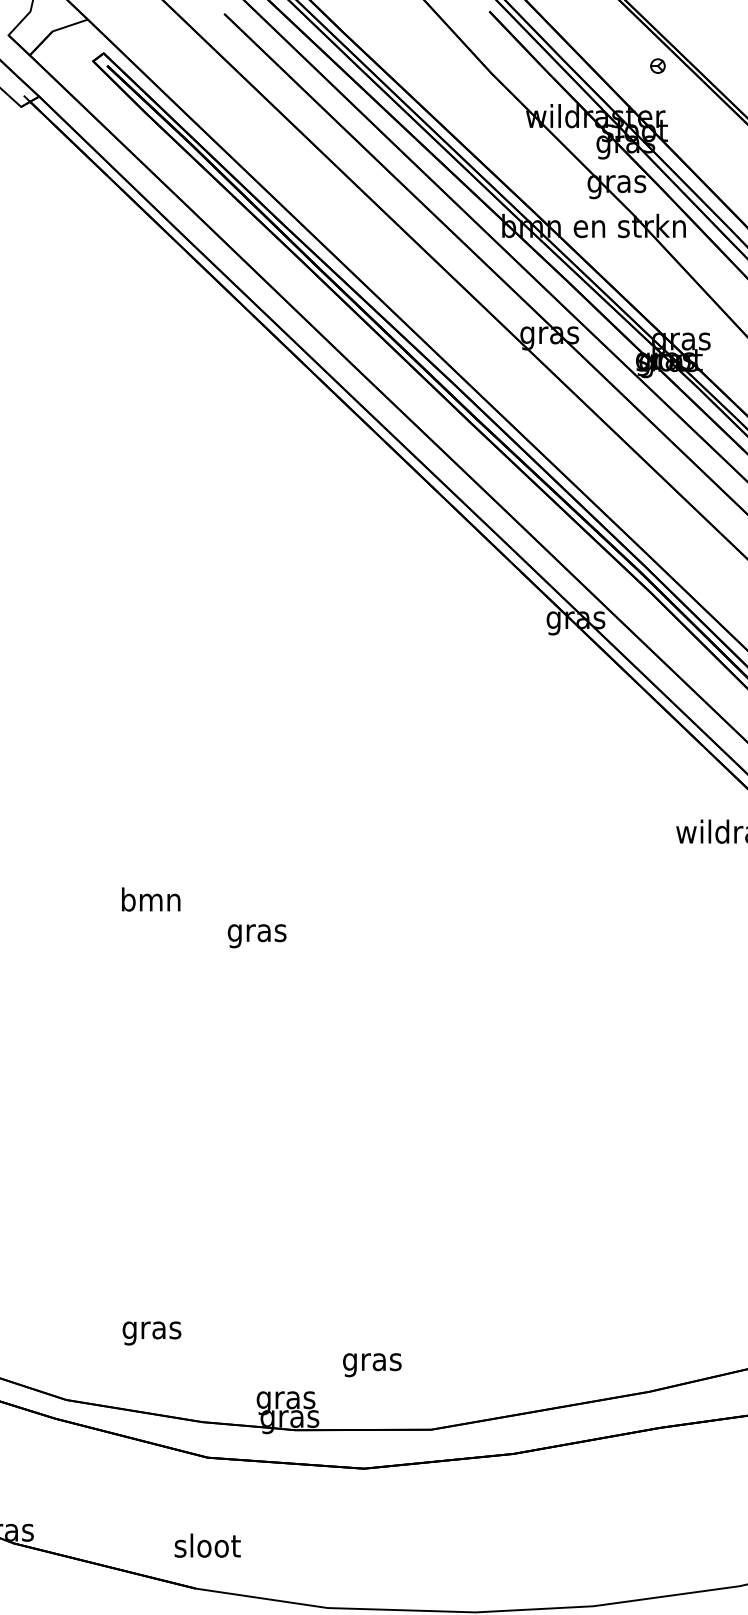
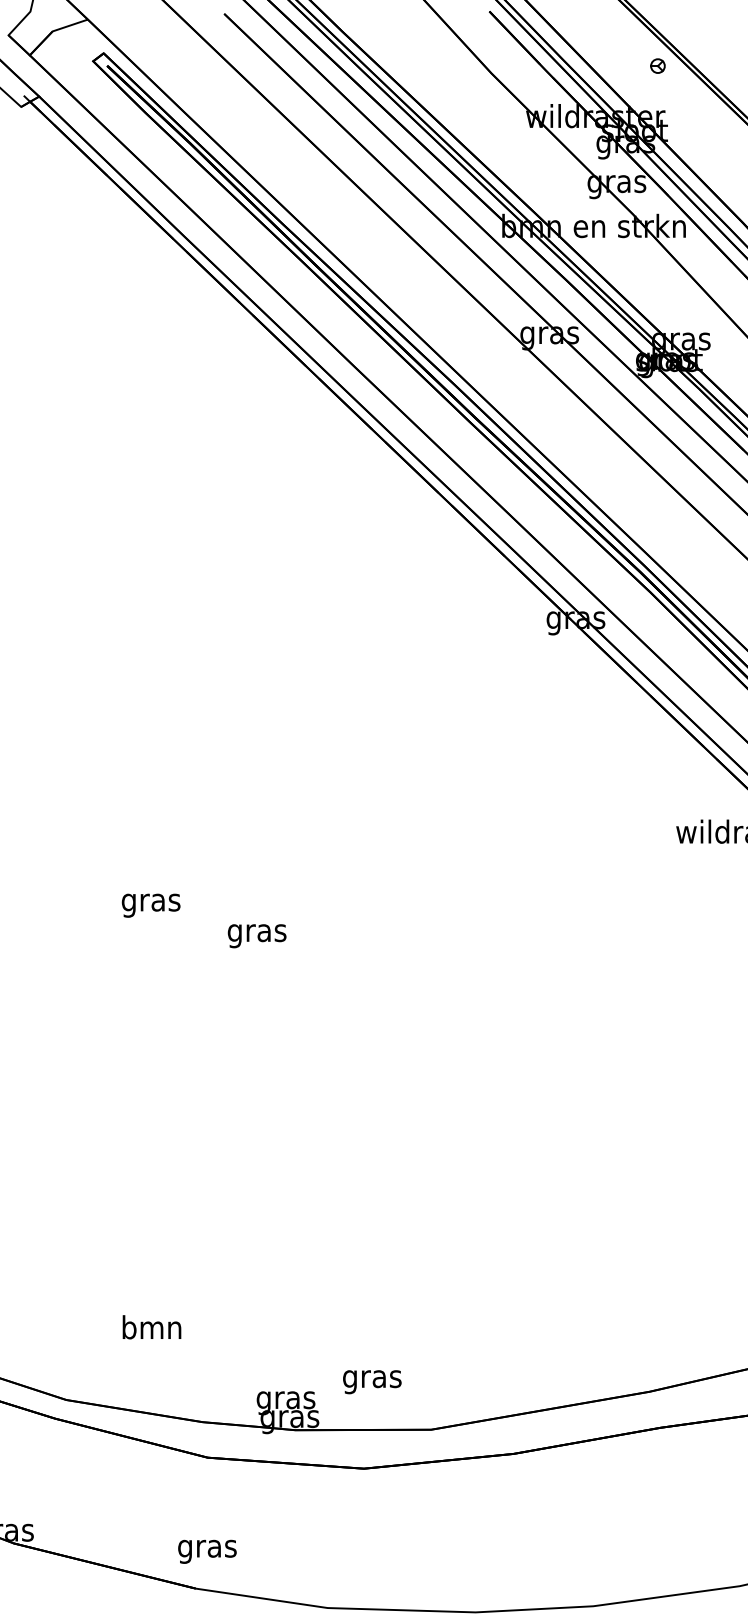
text: bmn -> gras (151, 902)
text: gras -> bmn (151, 1330)
text position: (372, 1365) -> (372, 1382) (372, 1382)
text: sloot -> gras (207, 1548)
